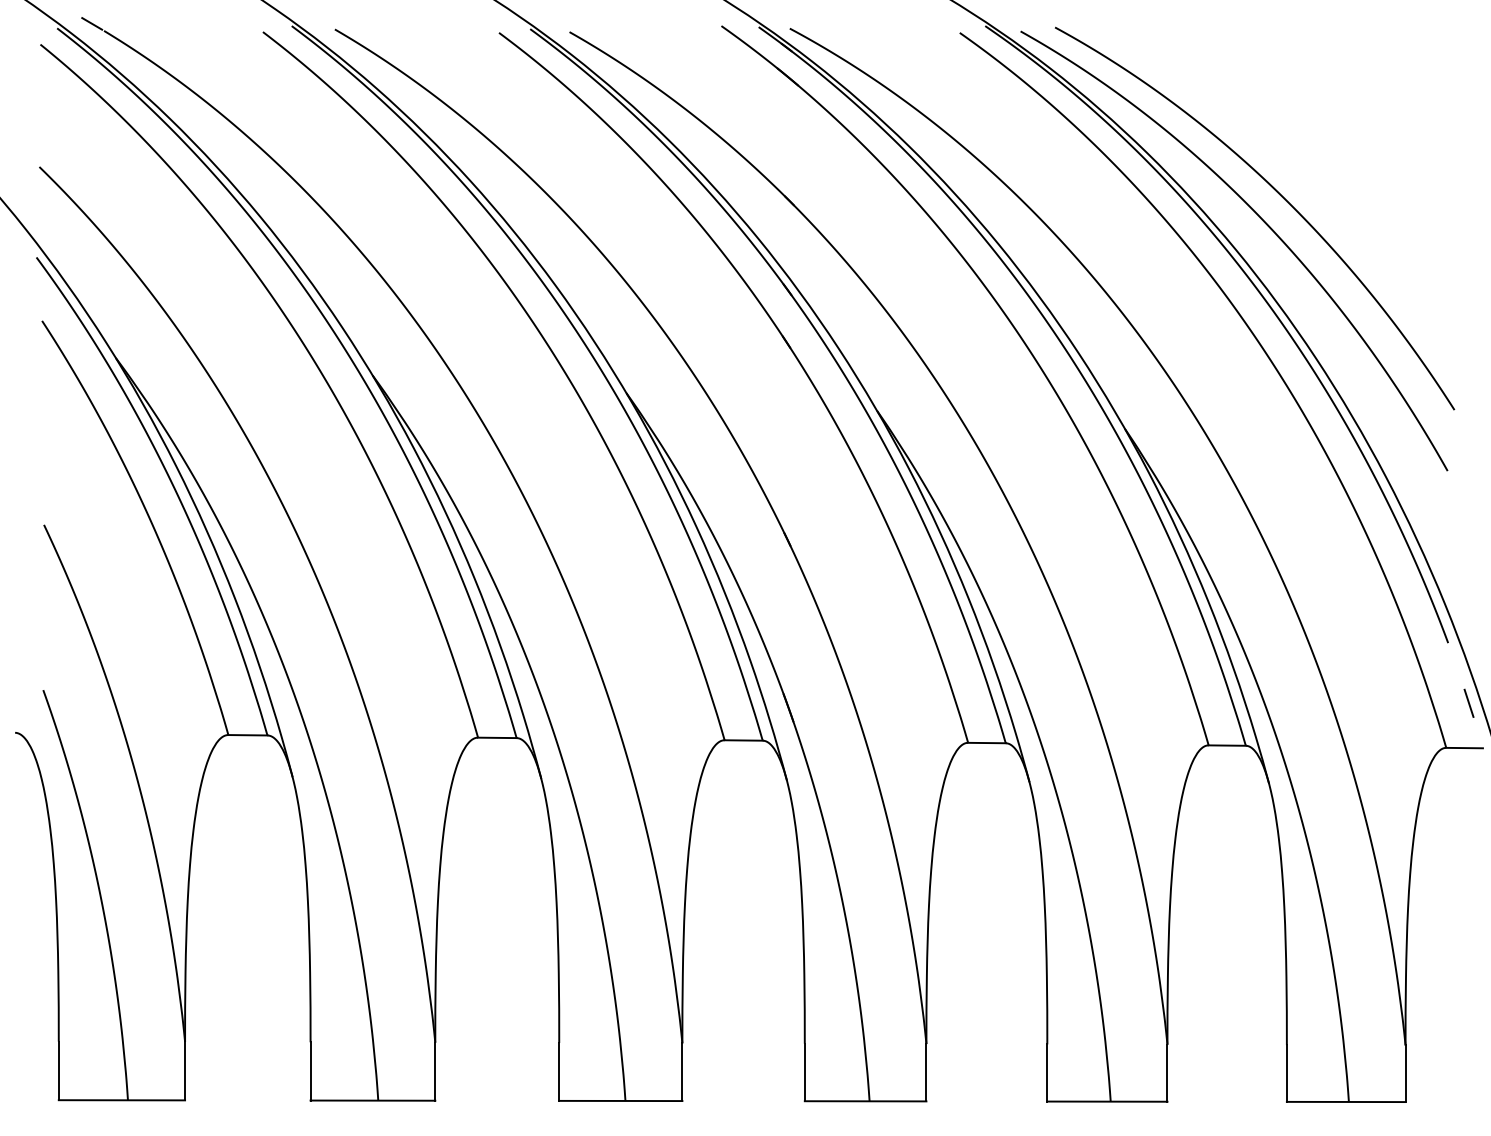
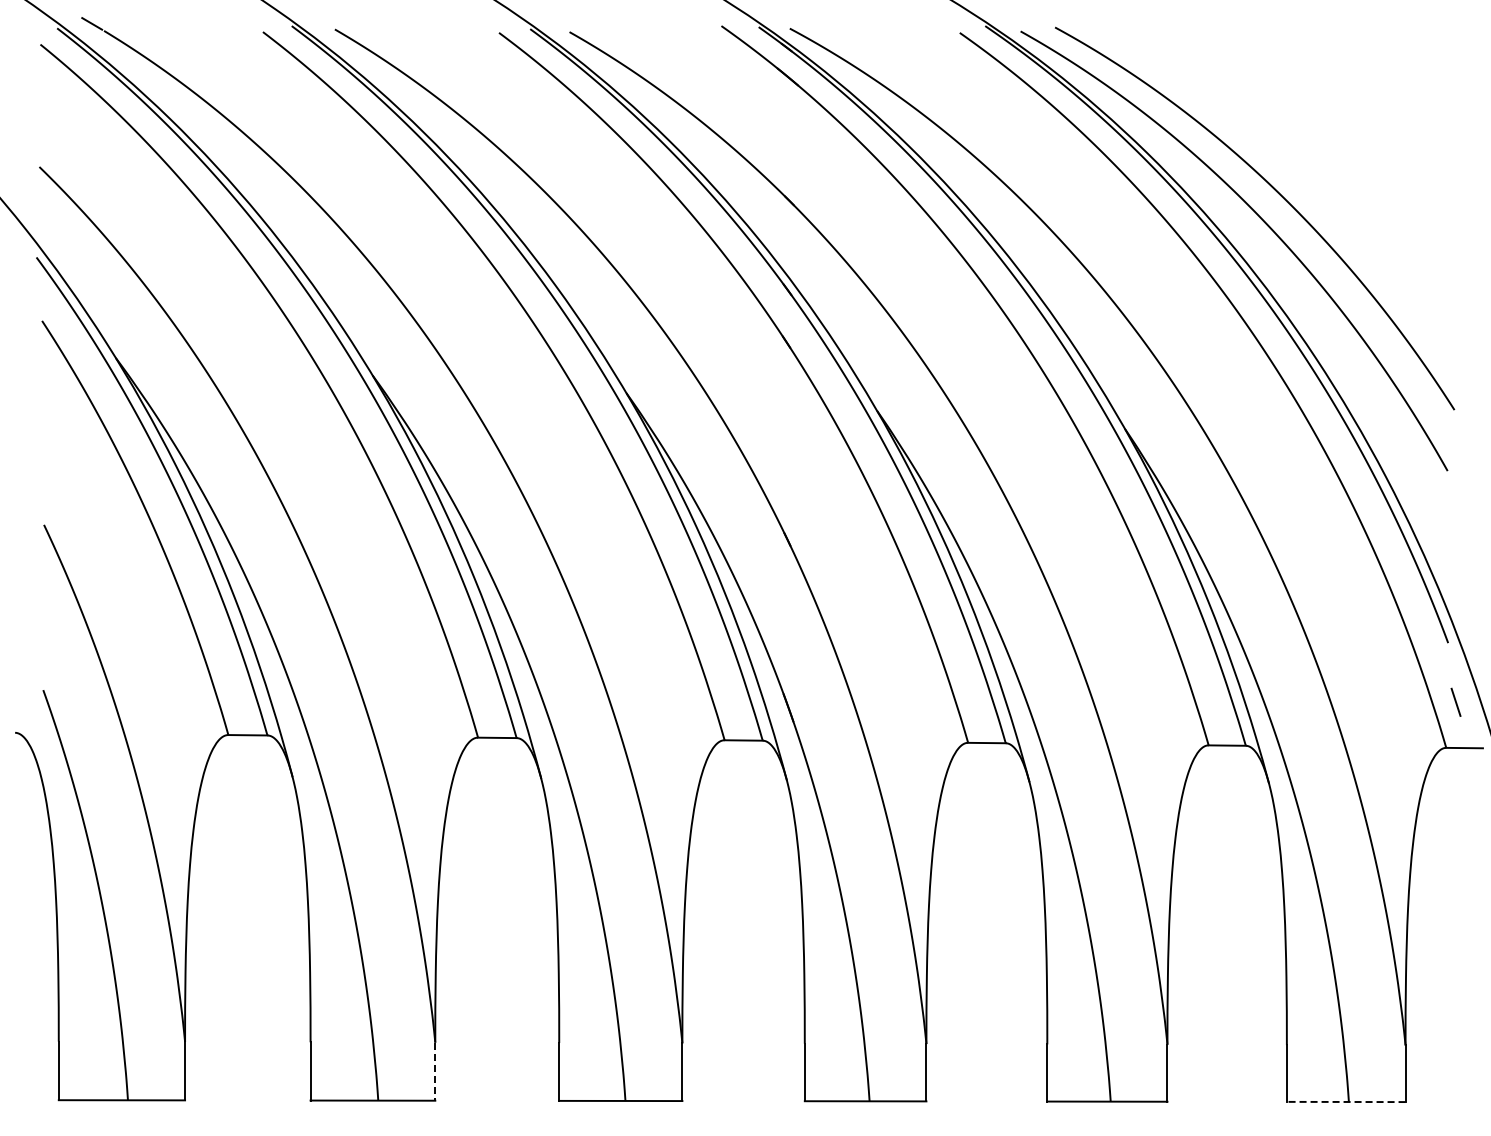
line position: (1468, 702) -> (1455, 701) (1455, 701)
line: solid -> dashed (435, 1072)
line: solid -> dashed (1345, 1101)
